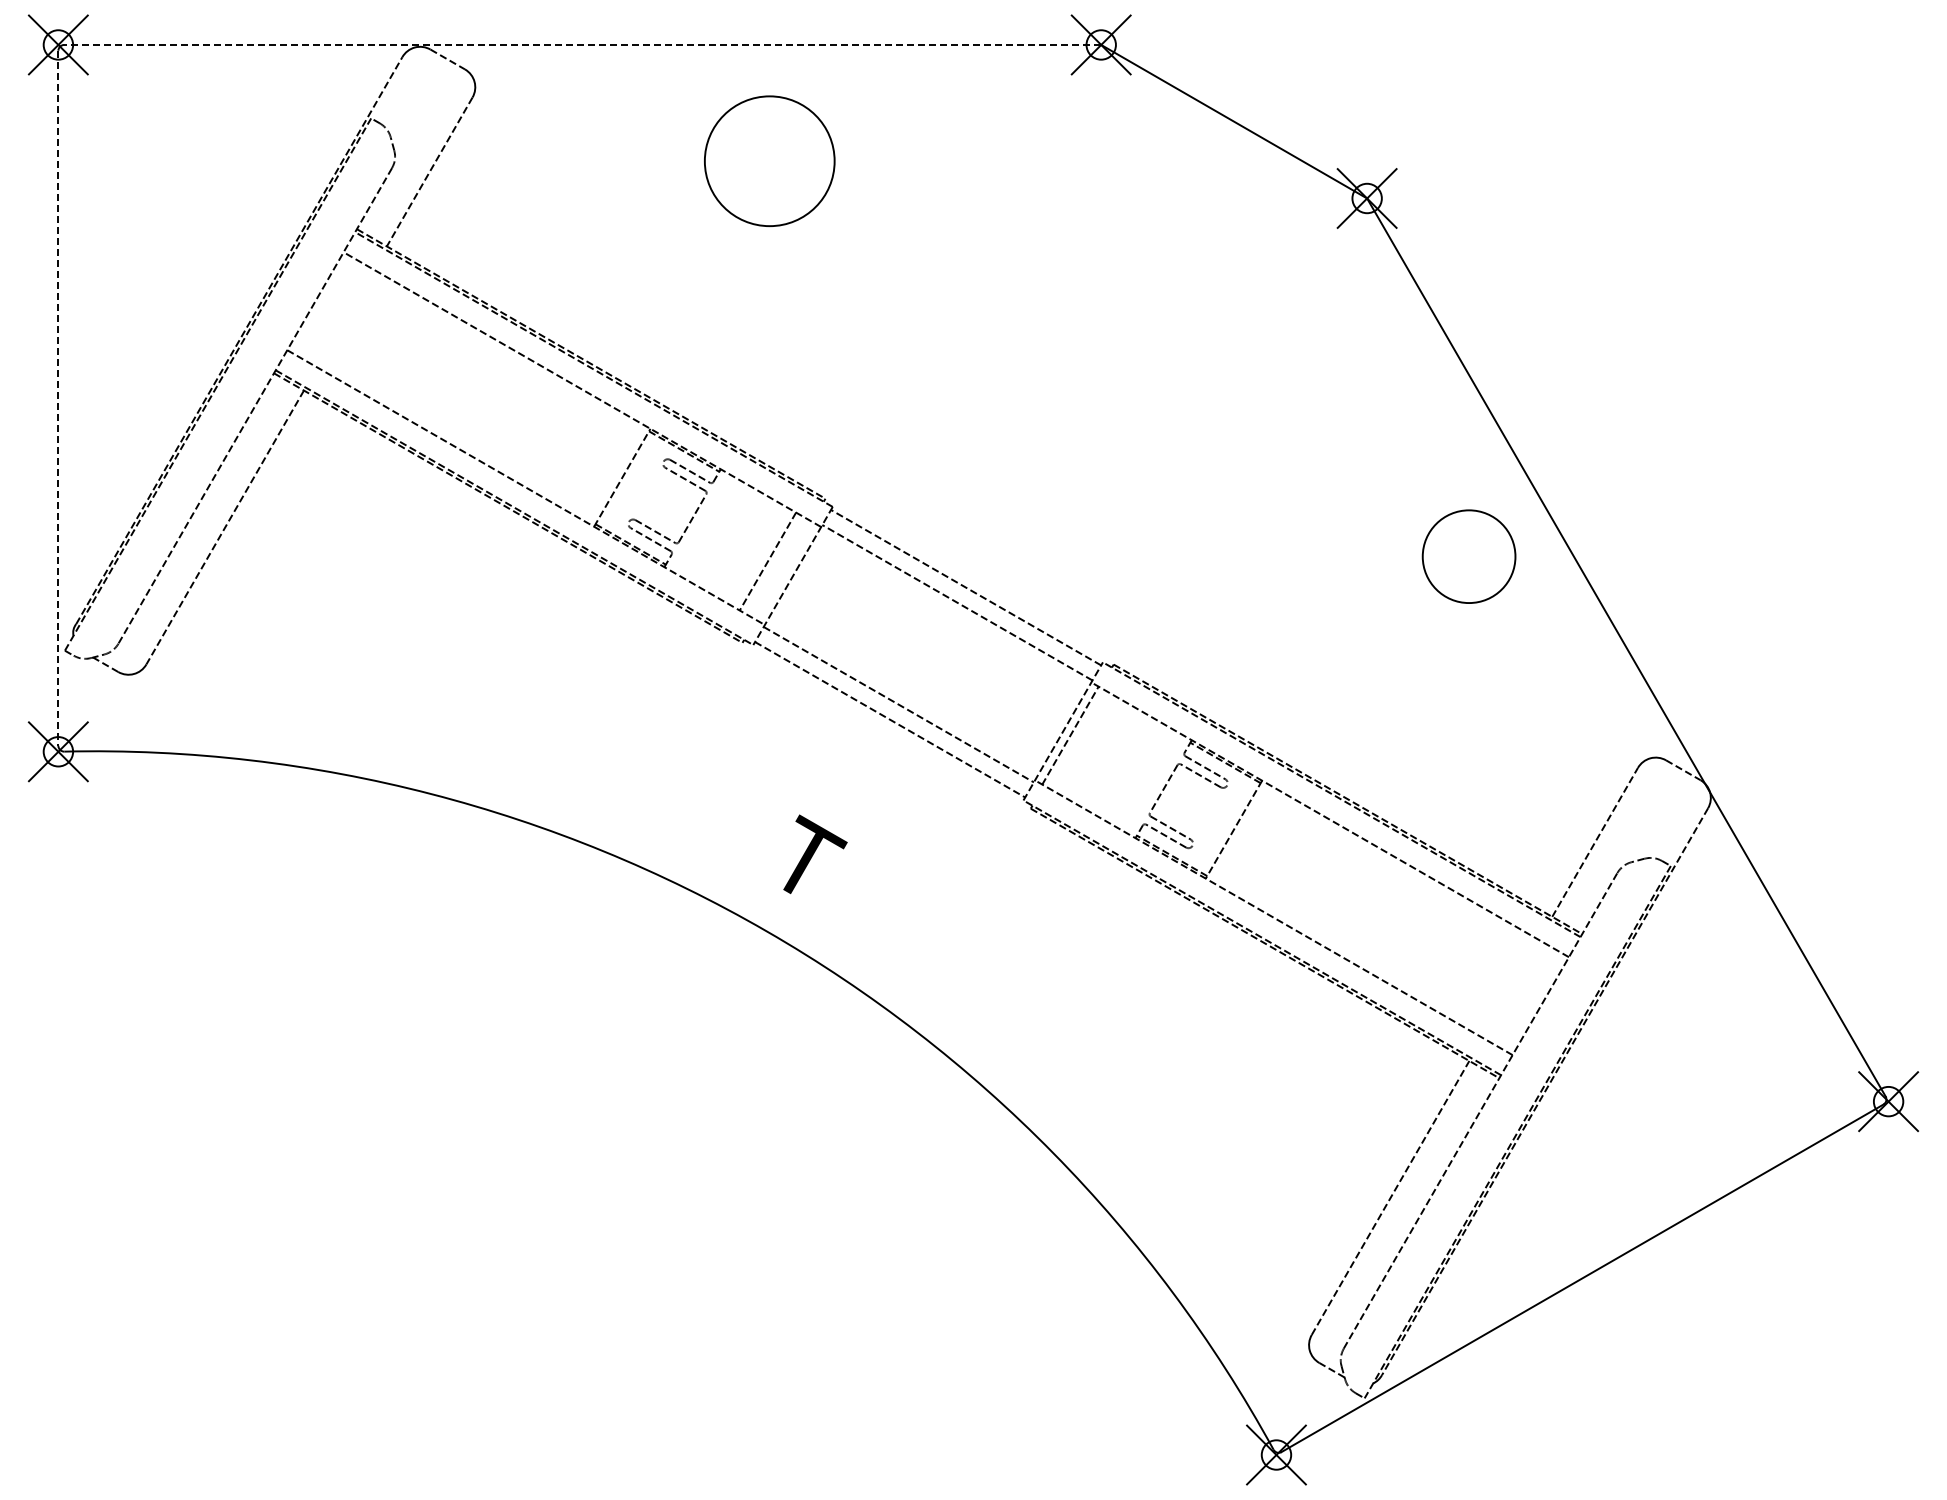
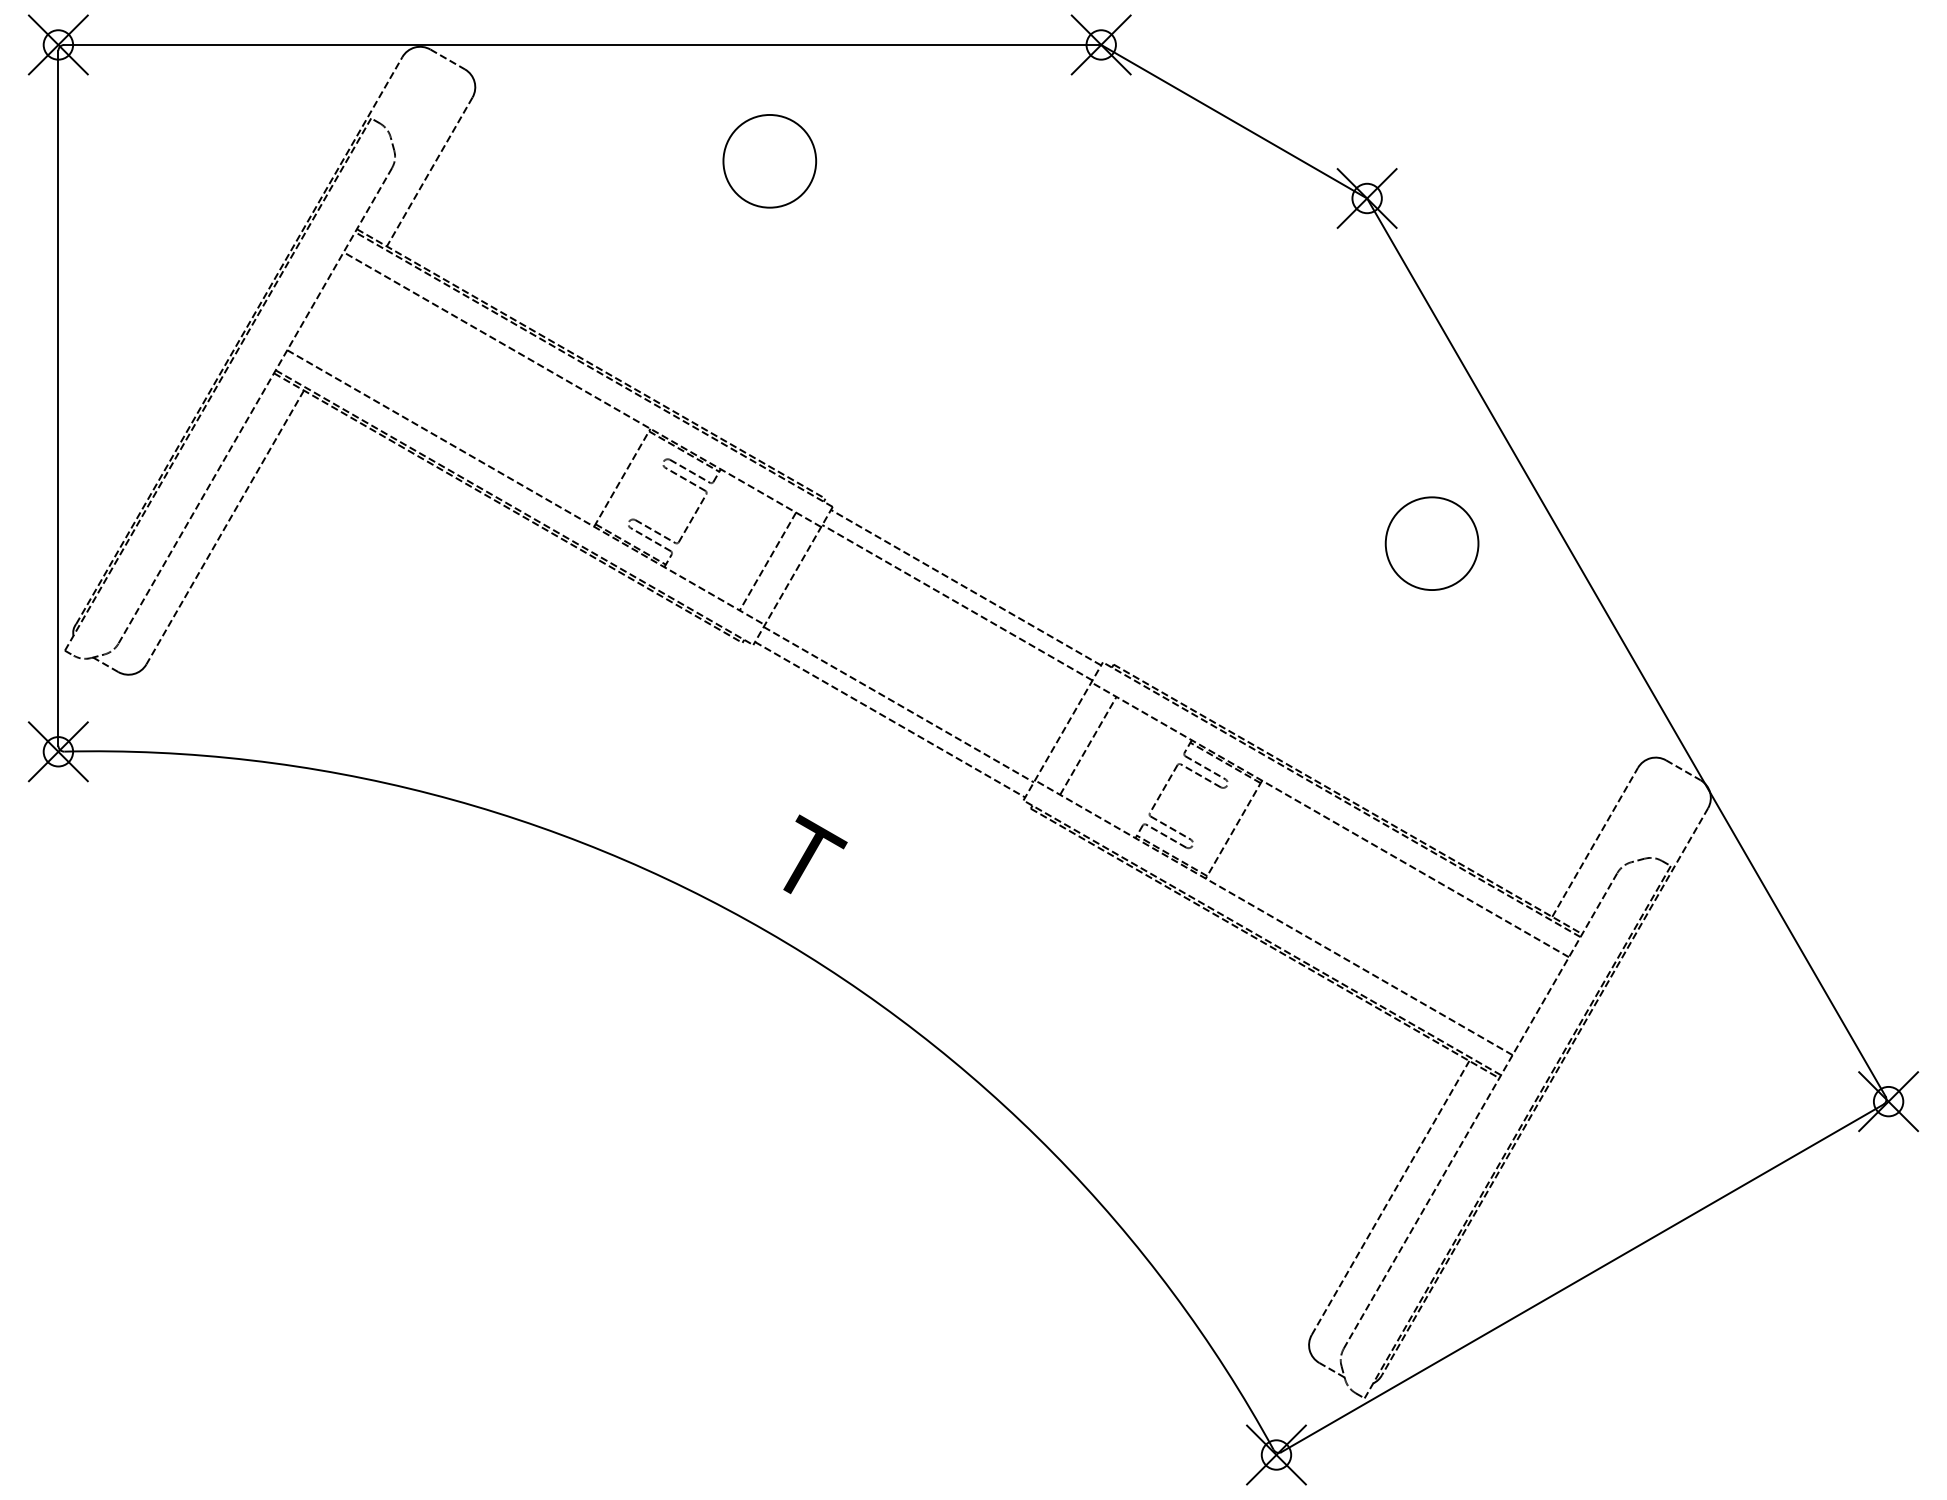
line: dashed -> solid (582, 44)
circle size: 132x132 px -> 96x95 px (769, 161)
line: dashed -> solid (58, 398)
circle position: (1468, 556) -> (1431, 543) (1431, 543)
line position: (1070, 735) -> (1088, 745) (1088, 745)
